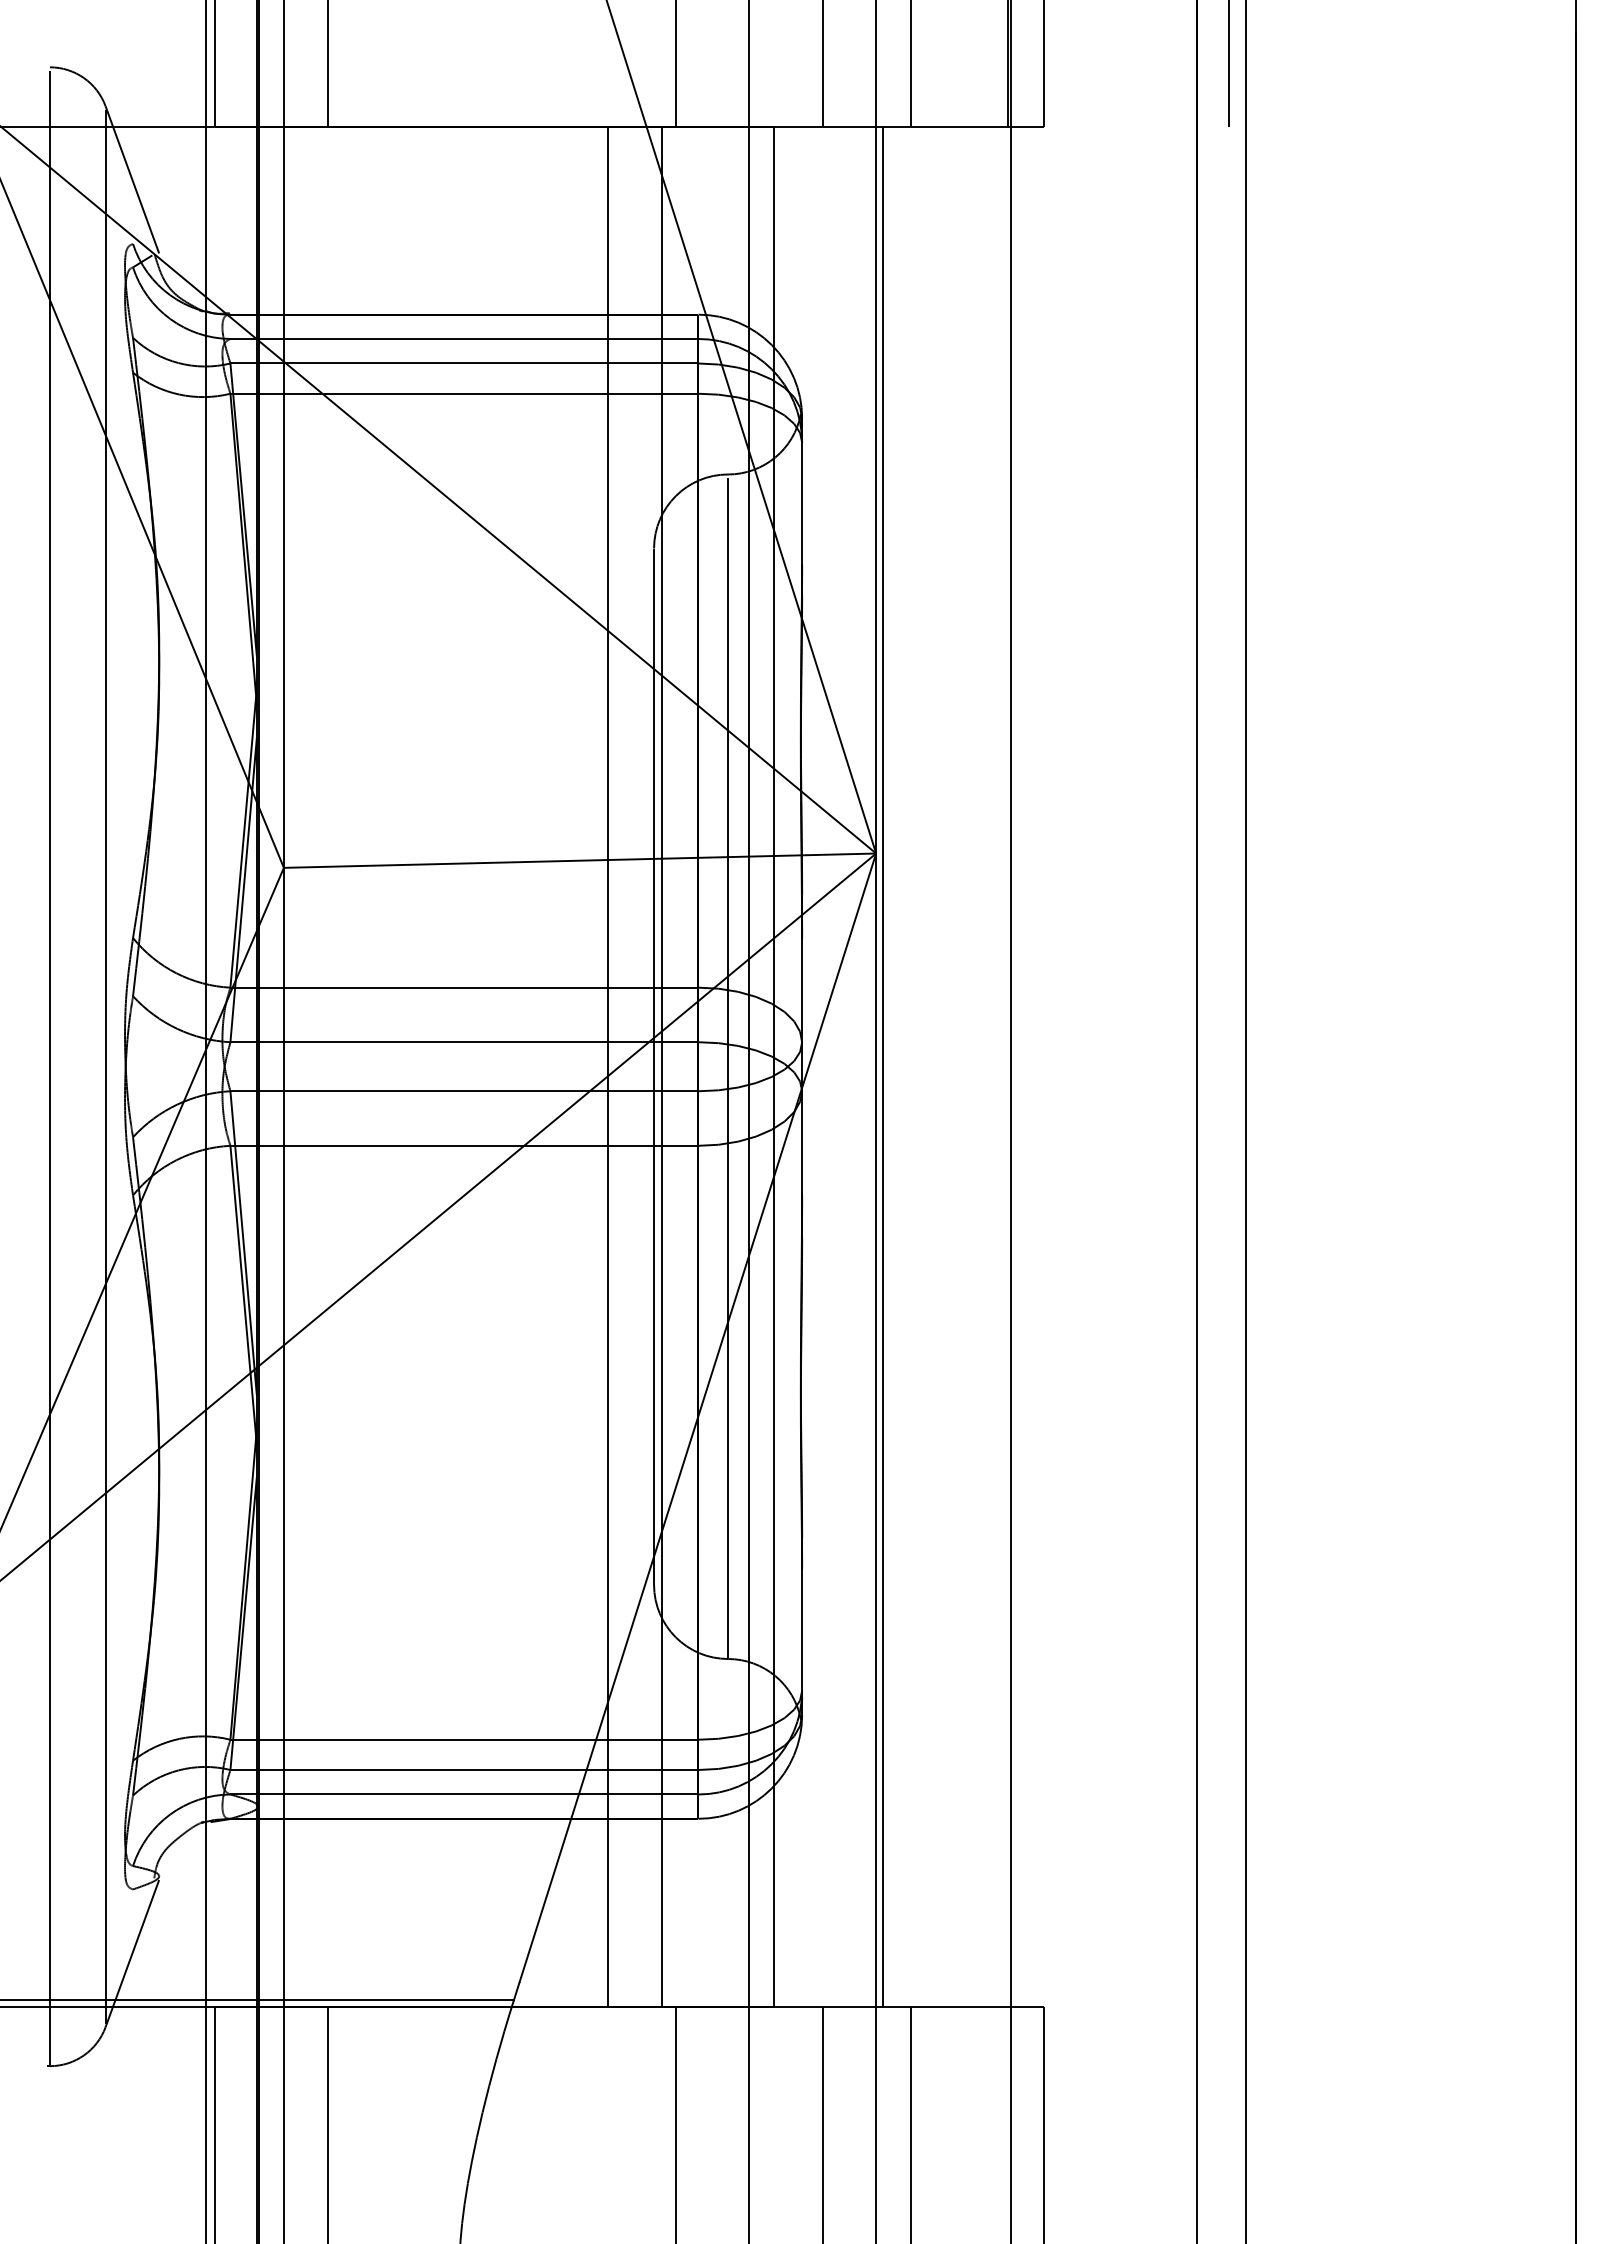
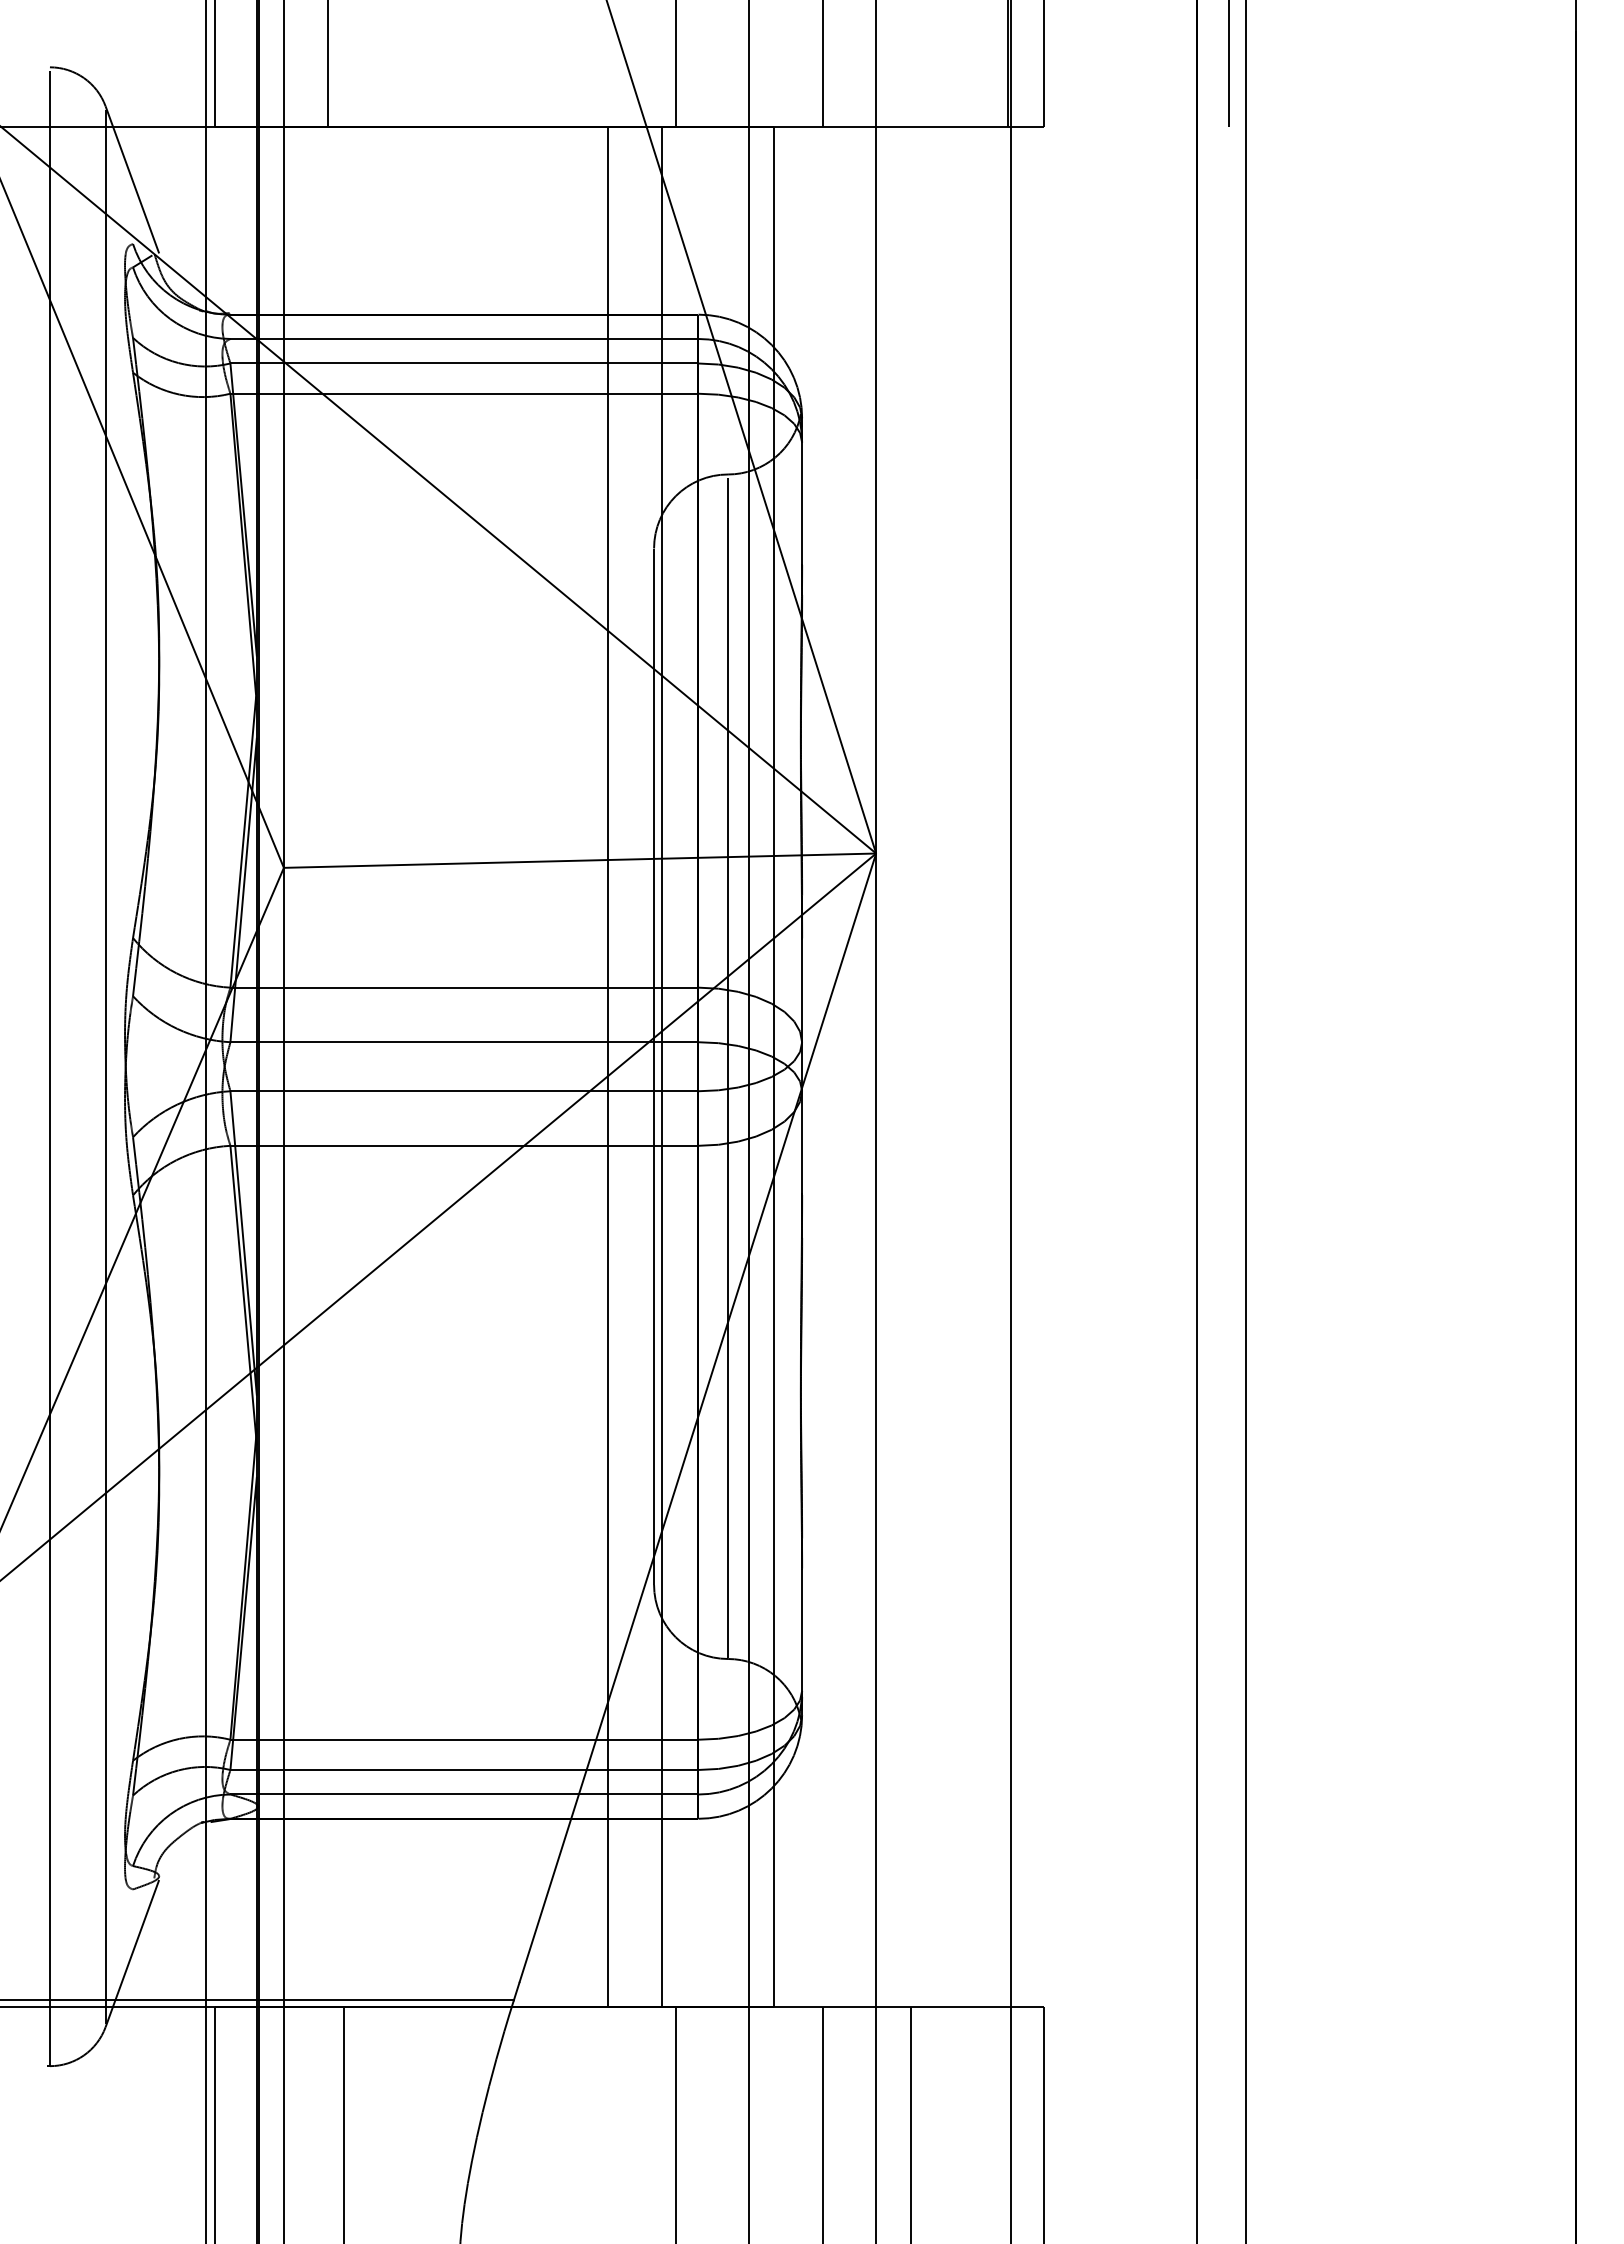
line: present -> none (911, 64)
line: present -> none (882, 1066)
line position: (328, 2123) -> (344, 2123) (344, 2123)
